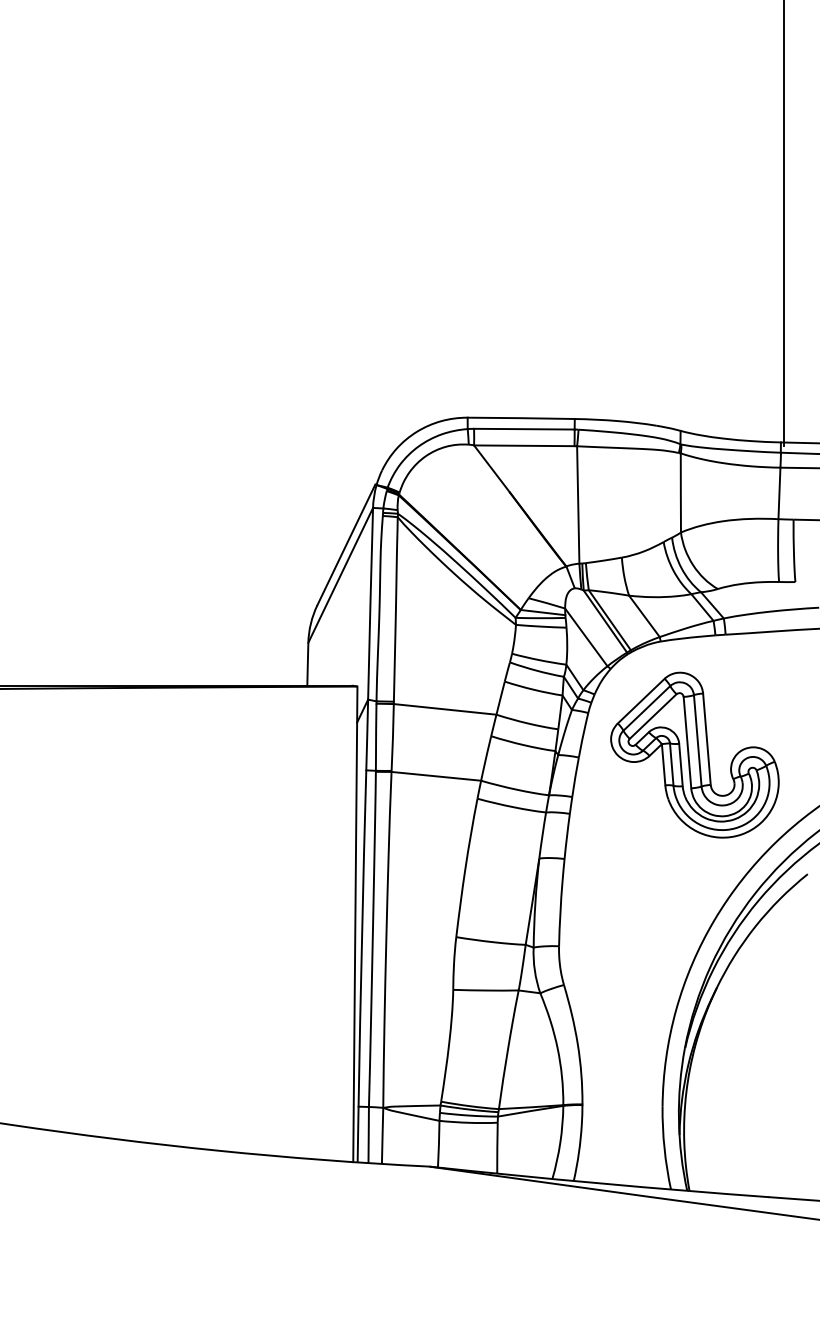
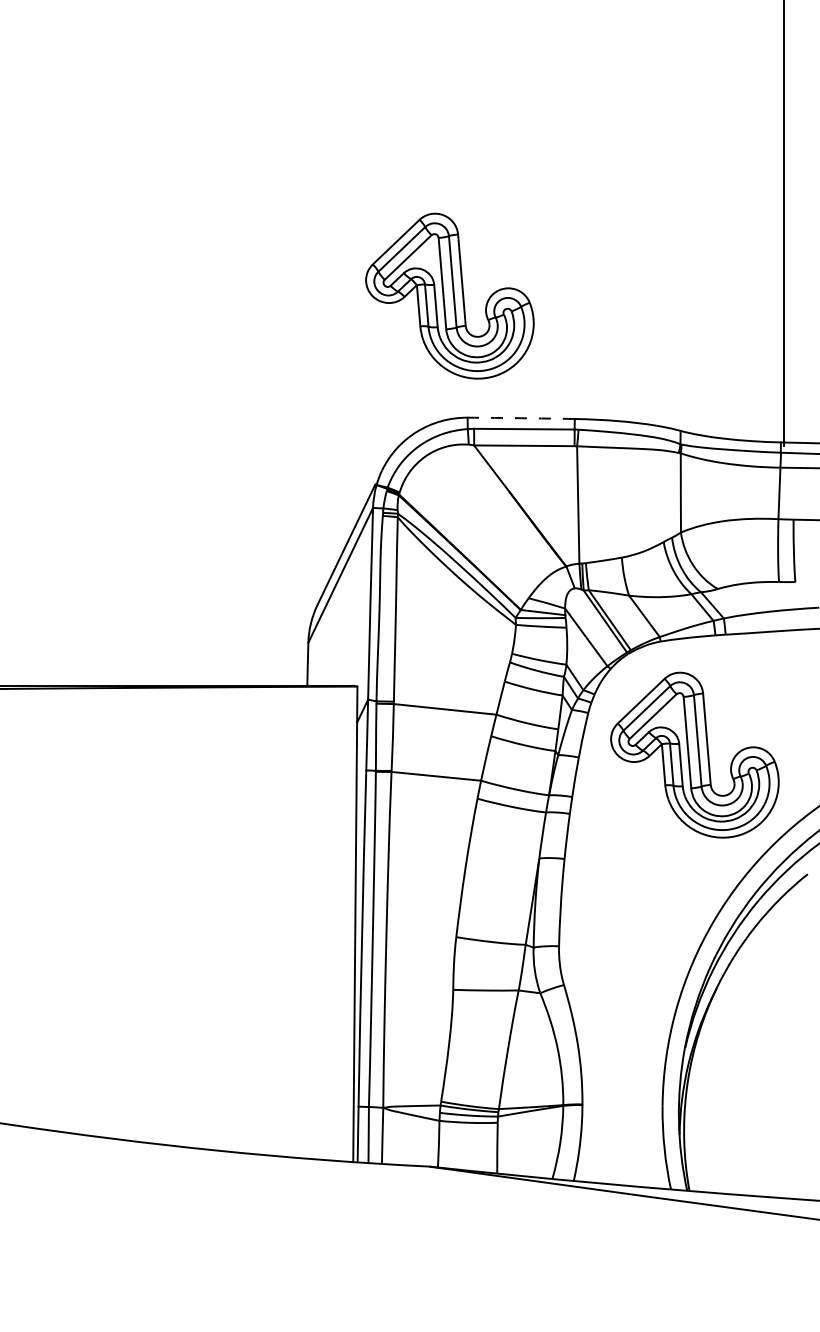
part: none -> present (449, 295)
arc: solid -> dashed (521, 418)
